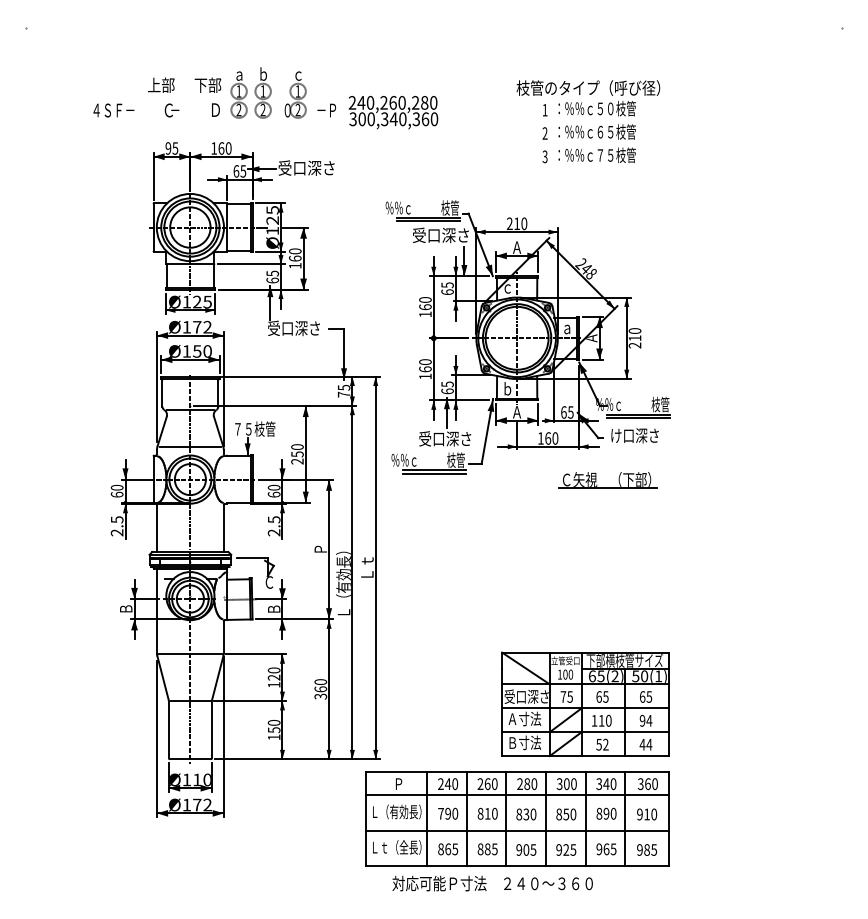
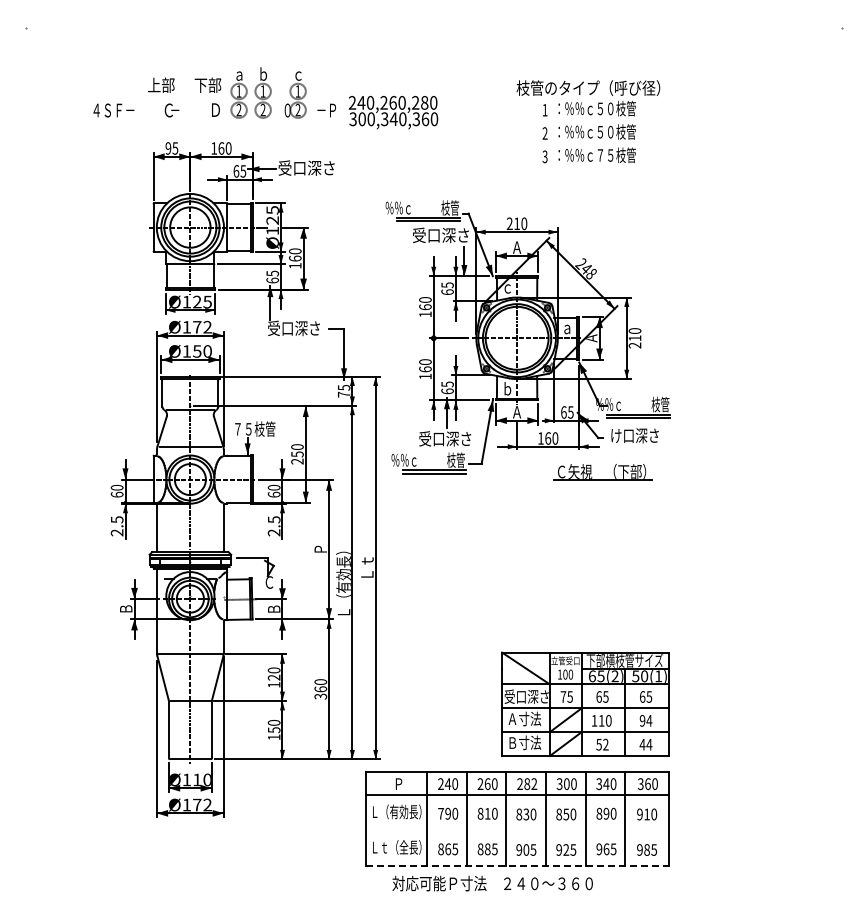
text: ：％％ｃ６５枝管 -> ：％％ｃ５０枝管 (605, 131)
part position: (607, 487) -> (602, 479) (602, 479)
text: 280 -> 282 (534, 784)
line: present -> none (516, 830)
line: solid -> dashed (517, 866)
